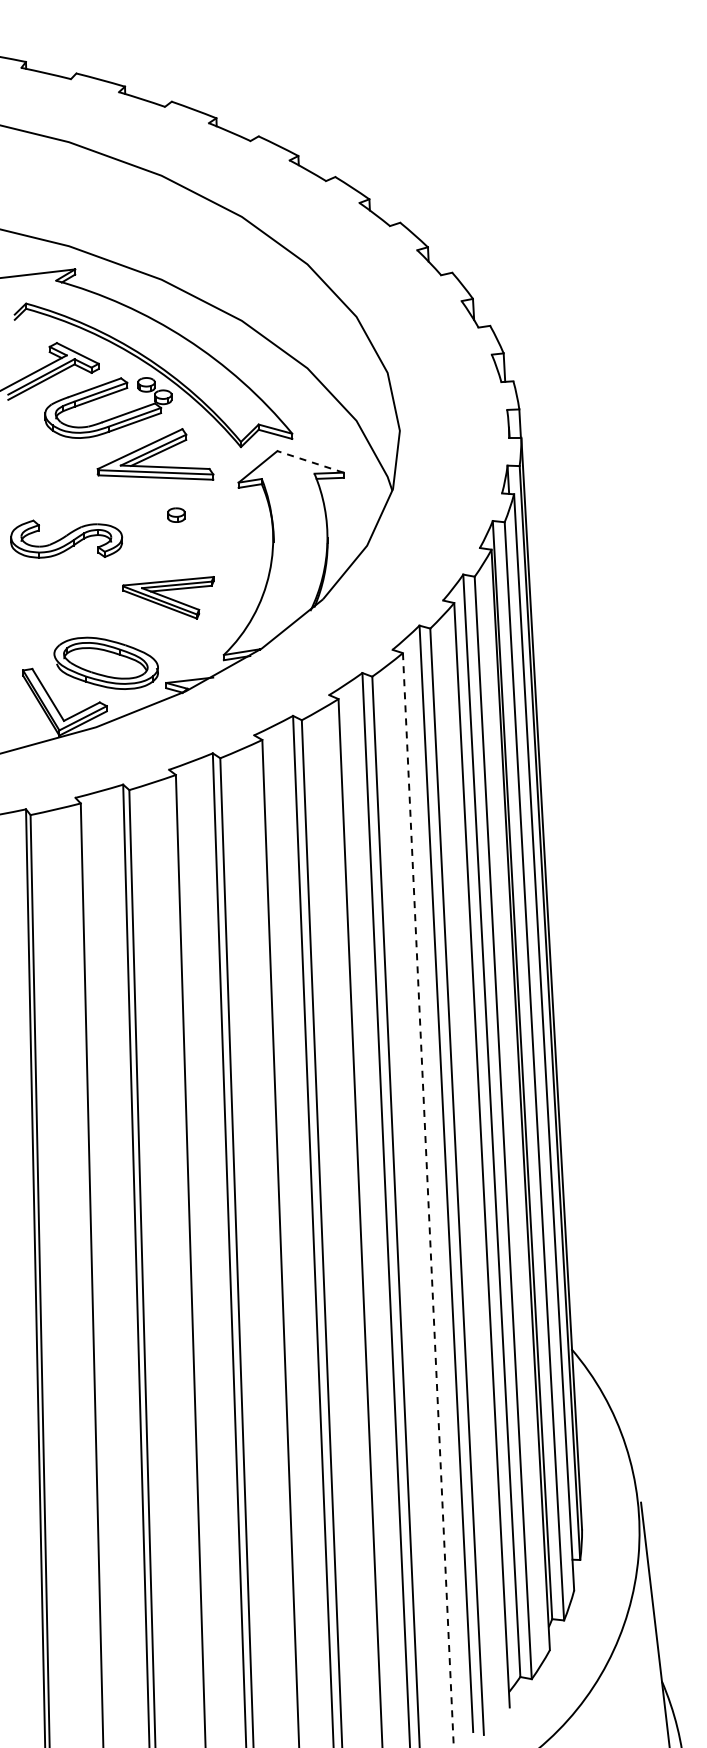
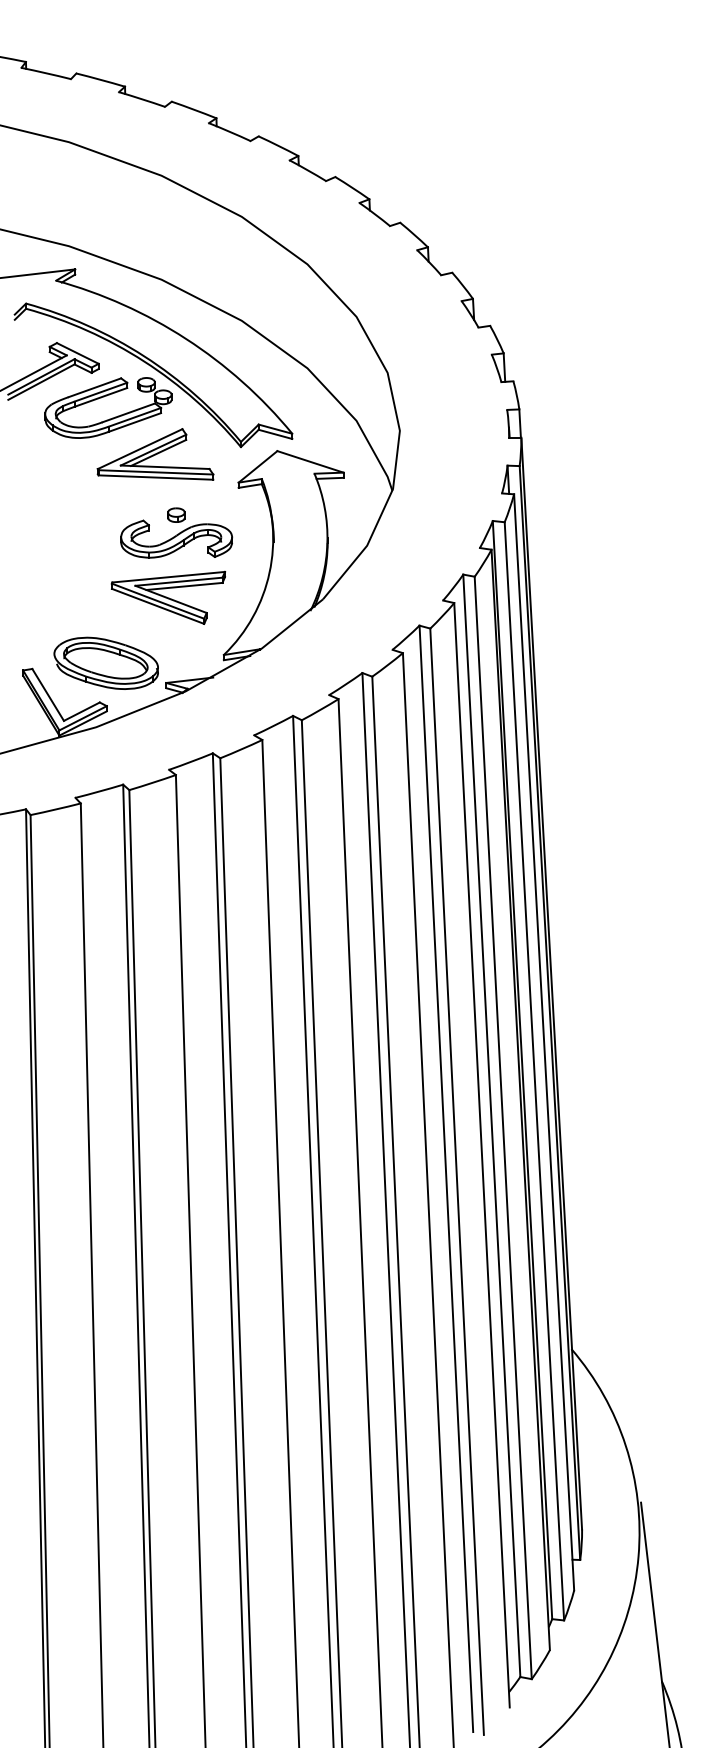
line: dashed -> solid (310, 461)
part position: (66, 538) -> (176, 538) (176, 538)
part size: 93x44 px -> 117x55 px (168, 597)
line: dashed -> solid (428, 1200)
